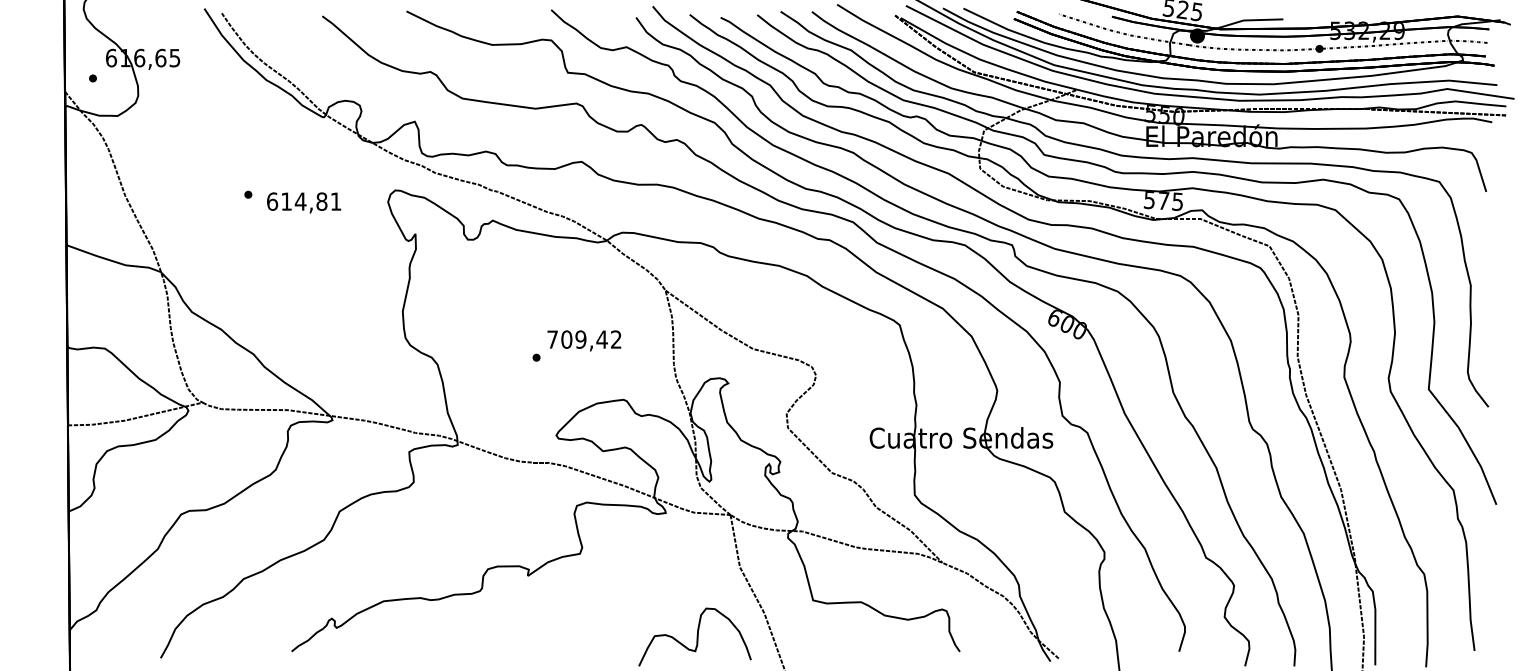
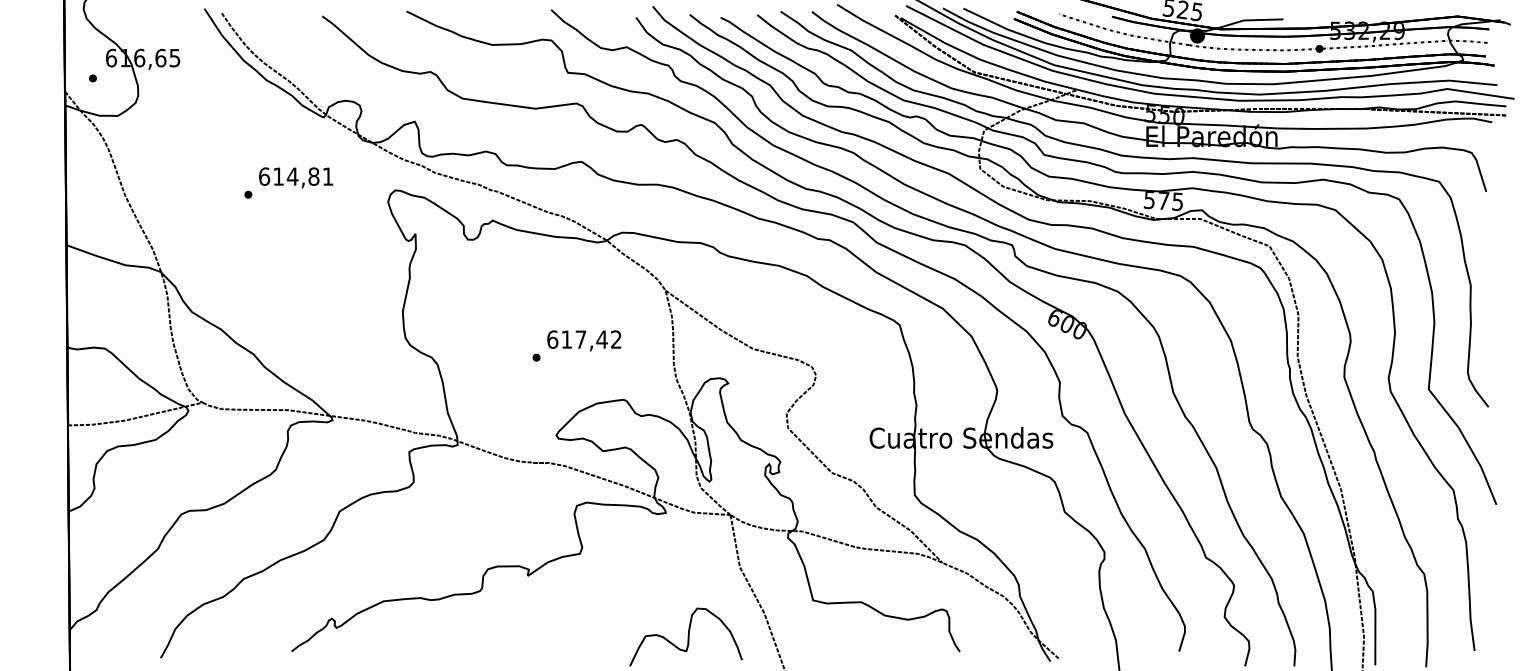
text position: (304, 202) -> (296, 177) (296, 177)
text: 709,42 -> 617,42 (566, 339)
curve position: (696, 636) -> (687, 636) (687, 636)
